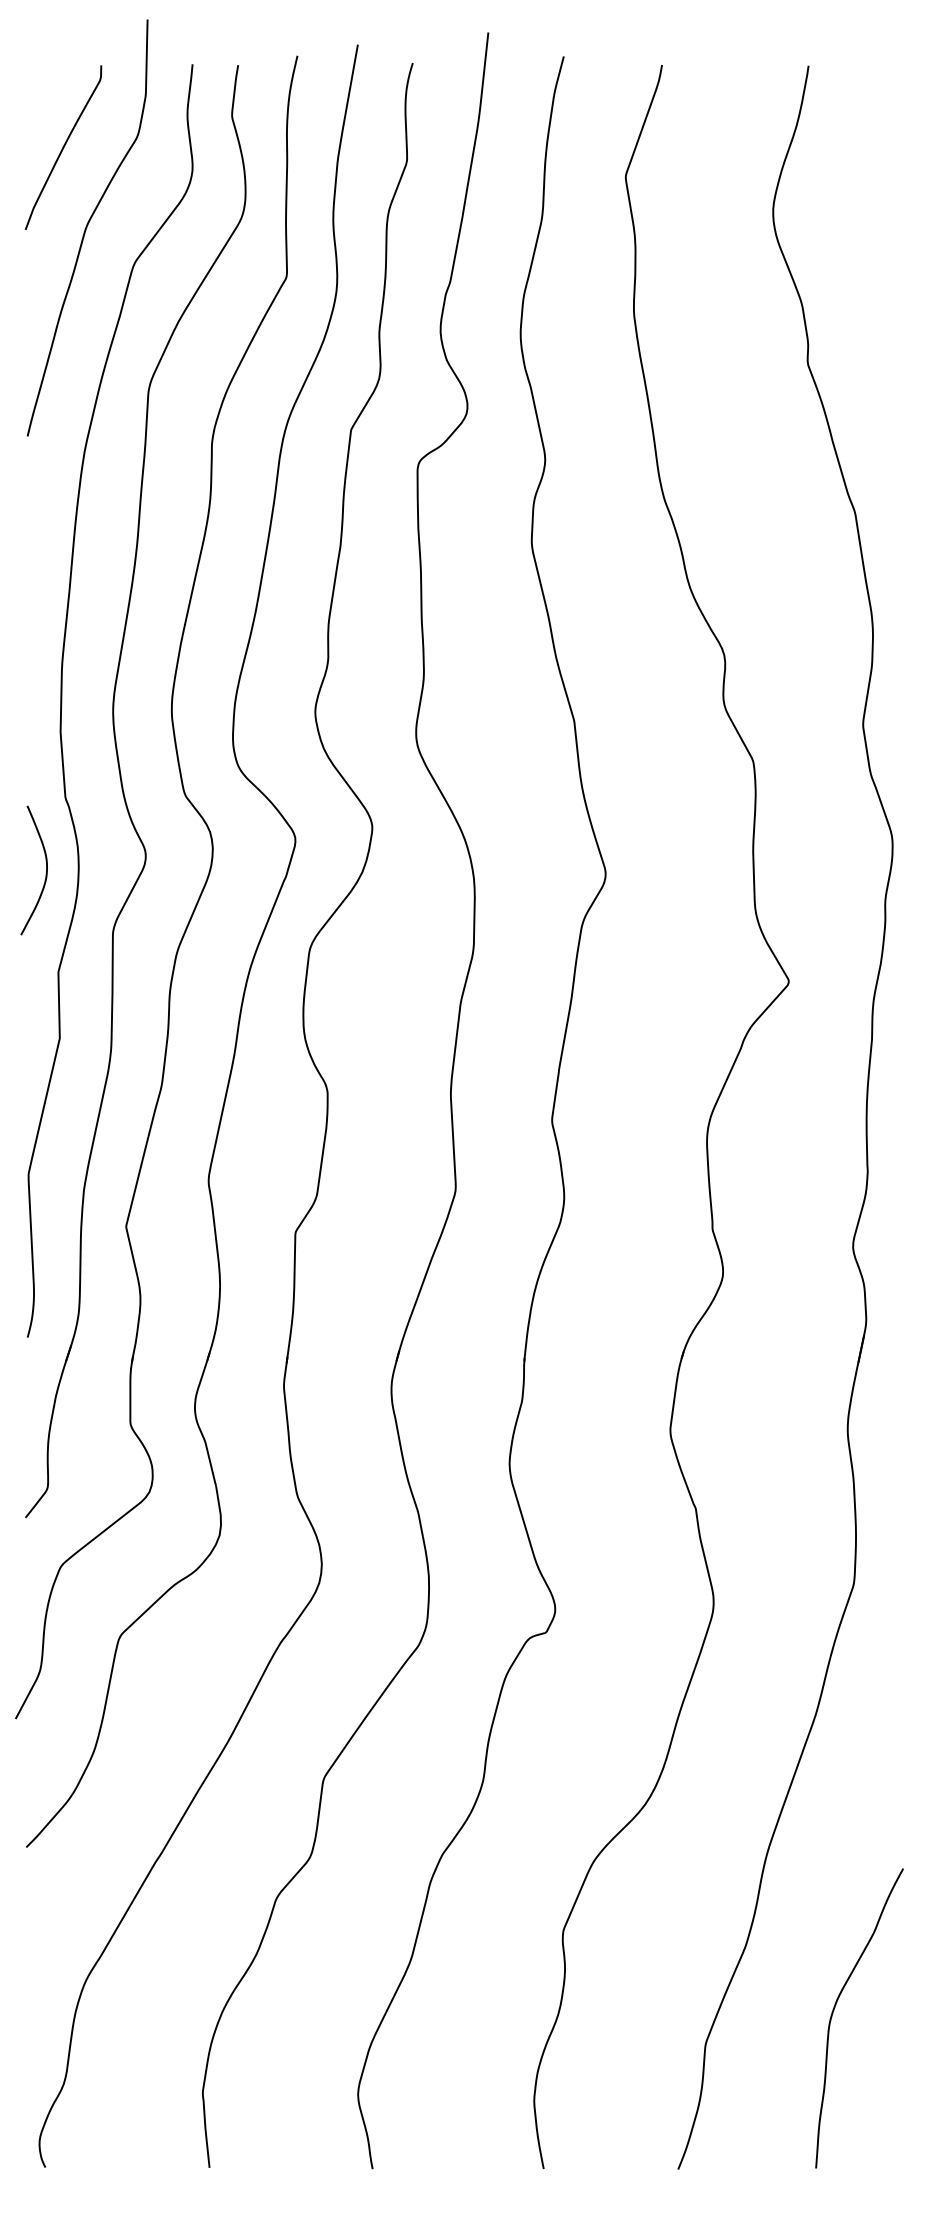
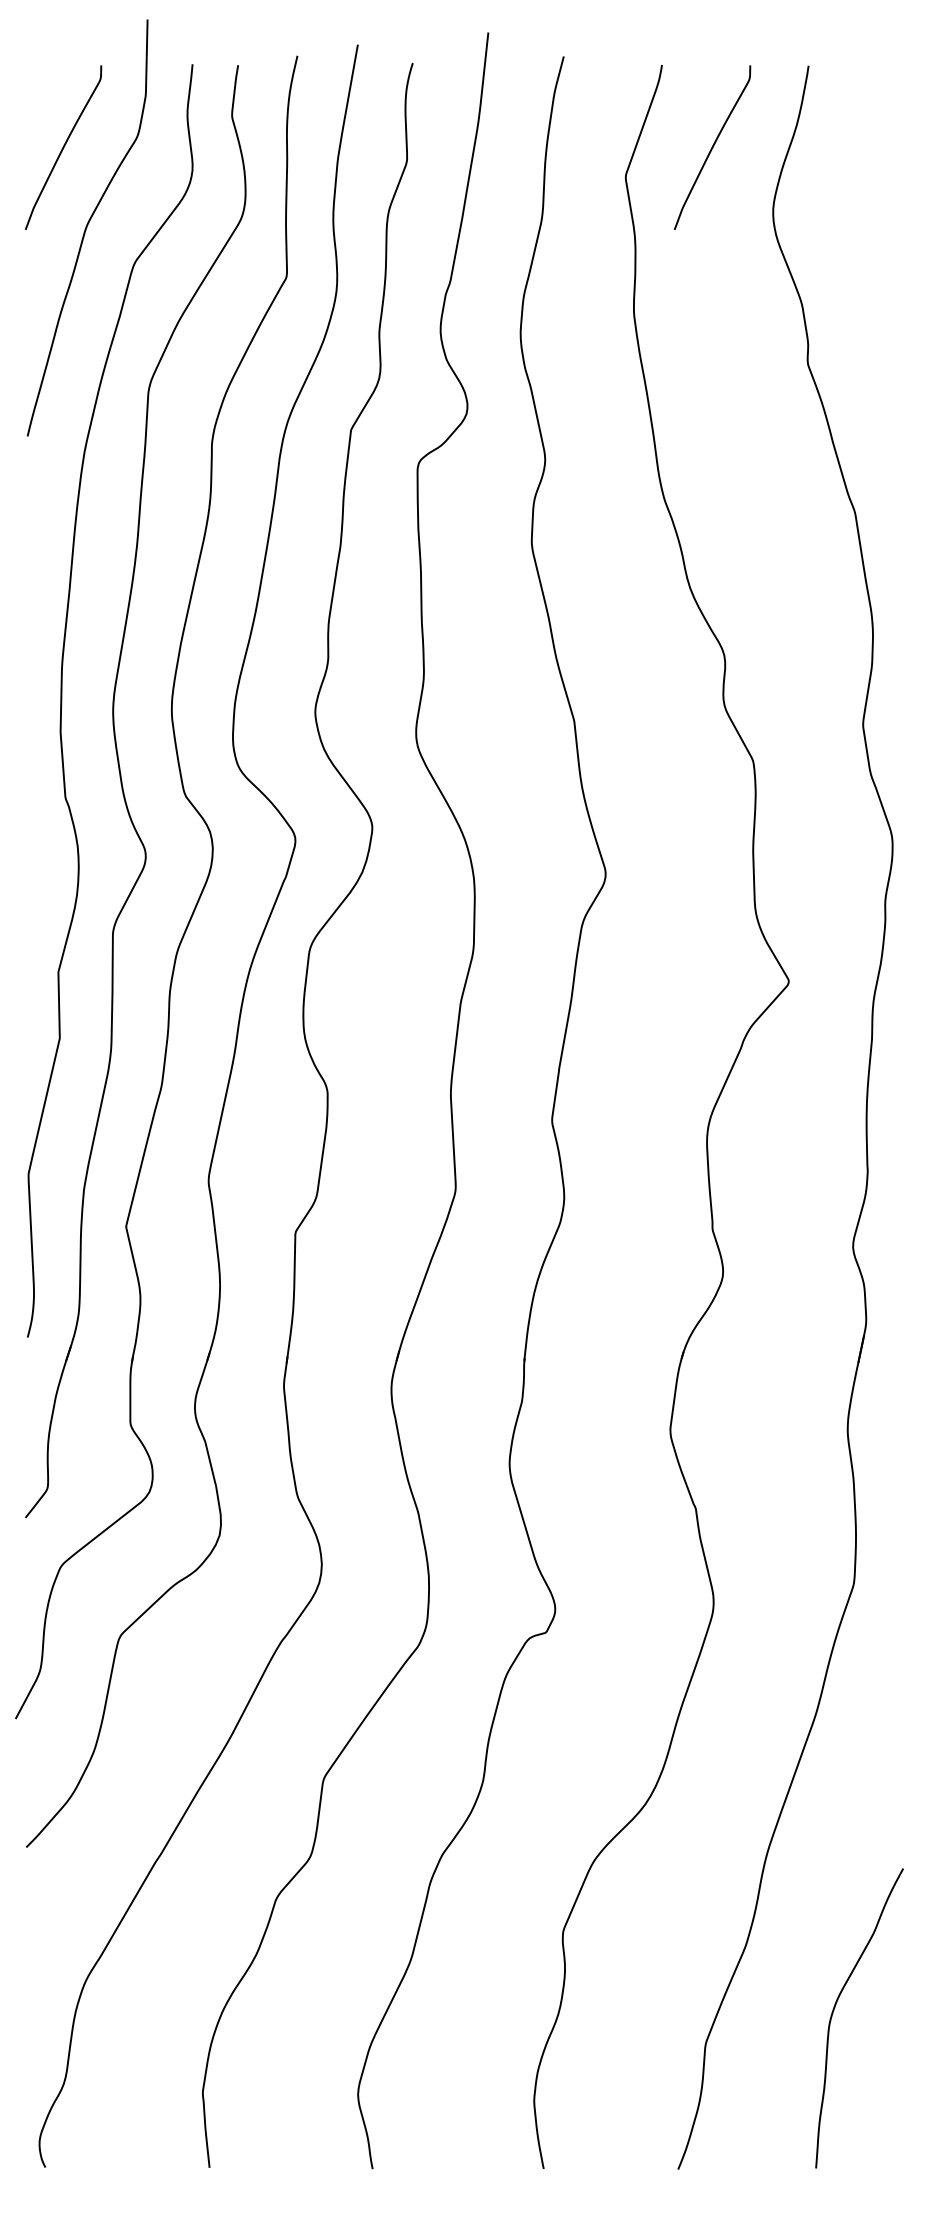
curve: none -> present (712, 147)
curve: present -> none (45, 873)
